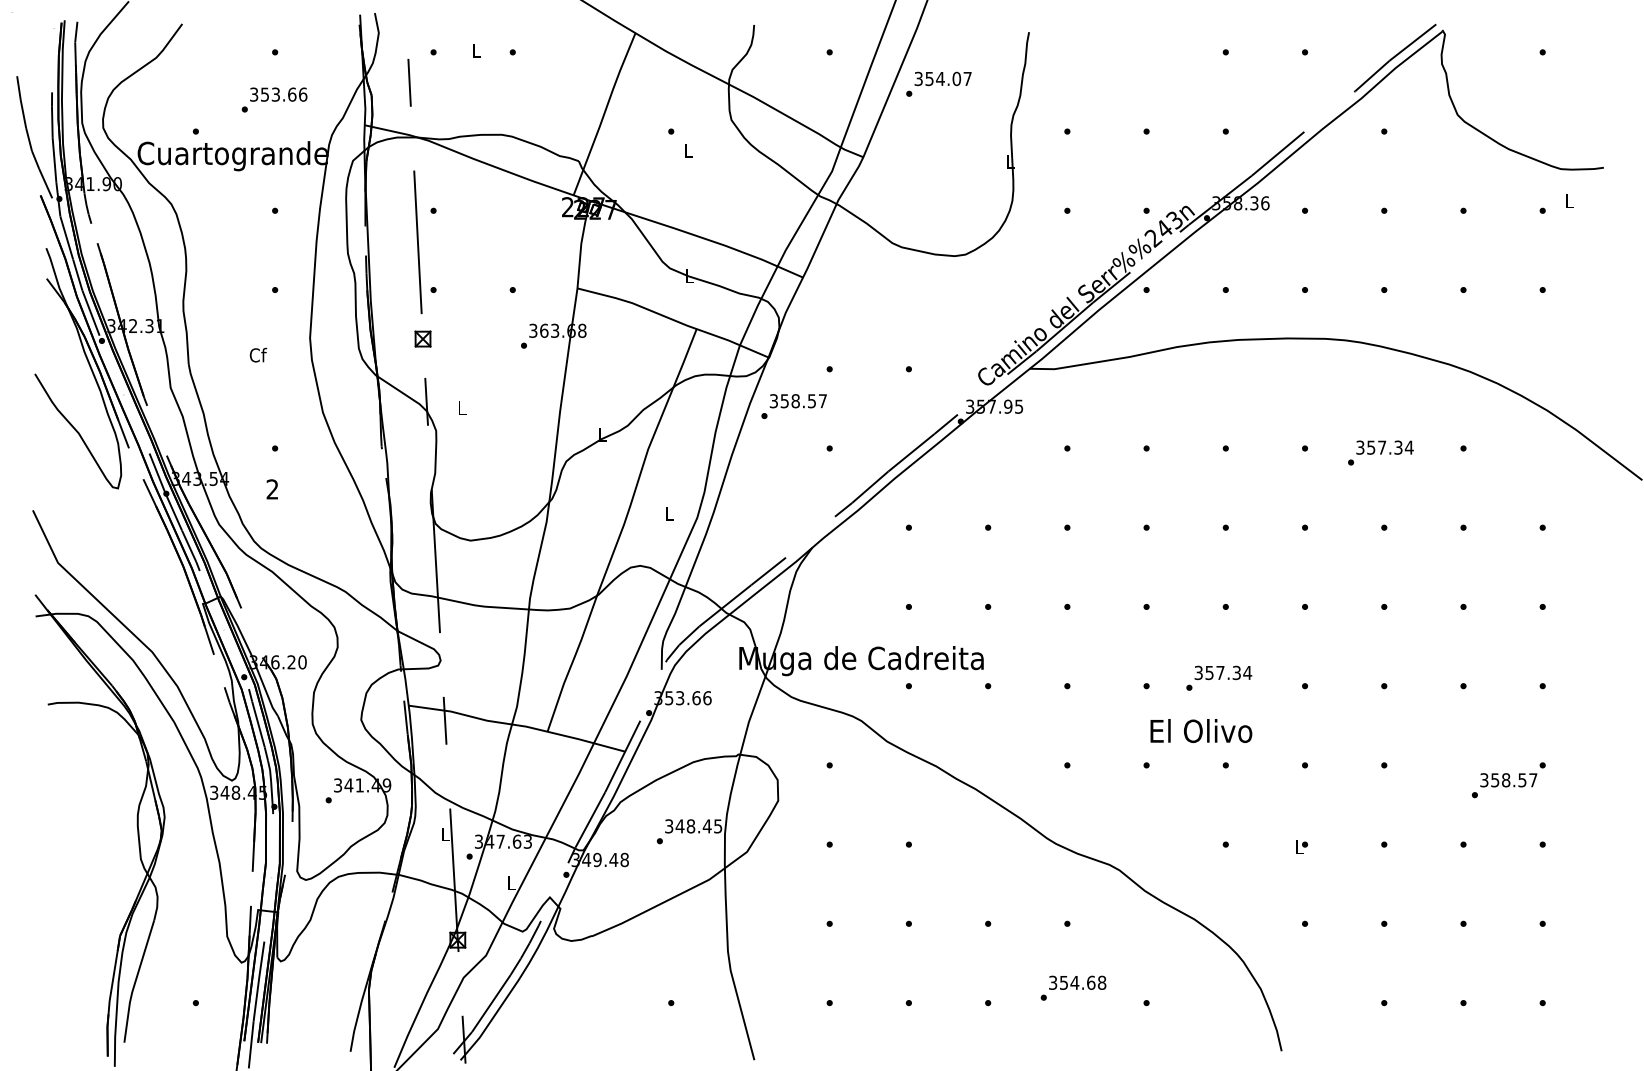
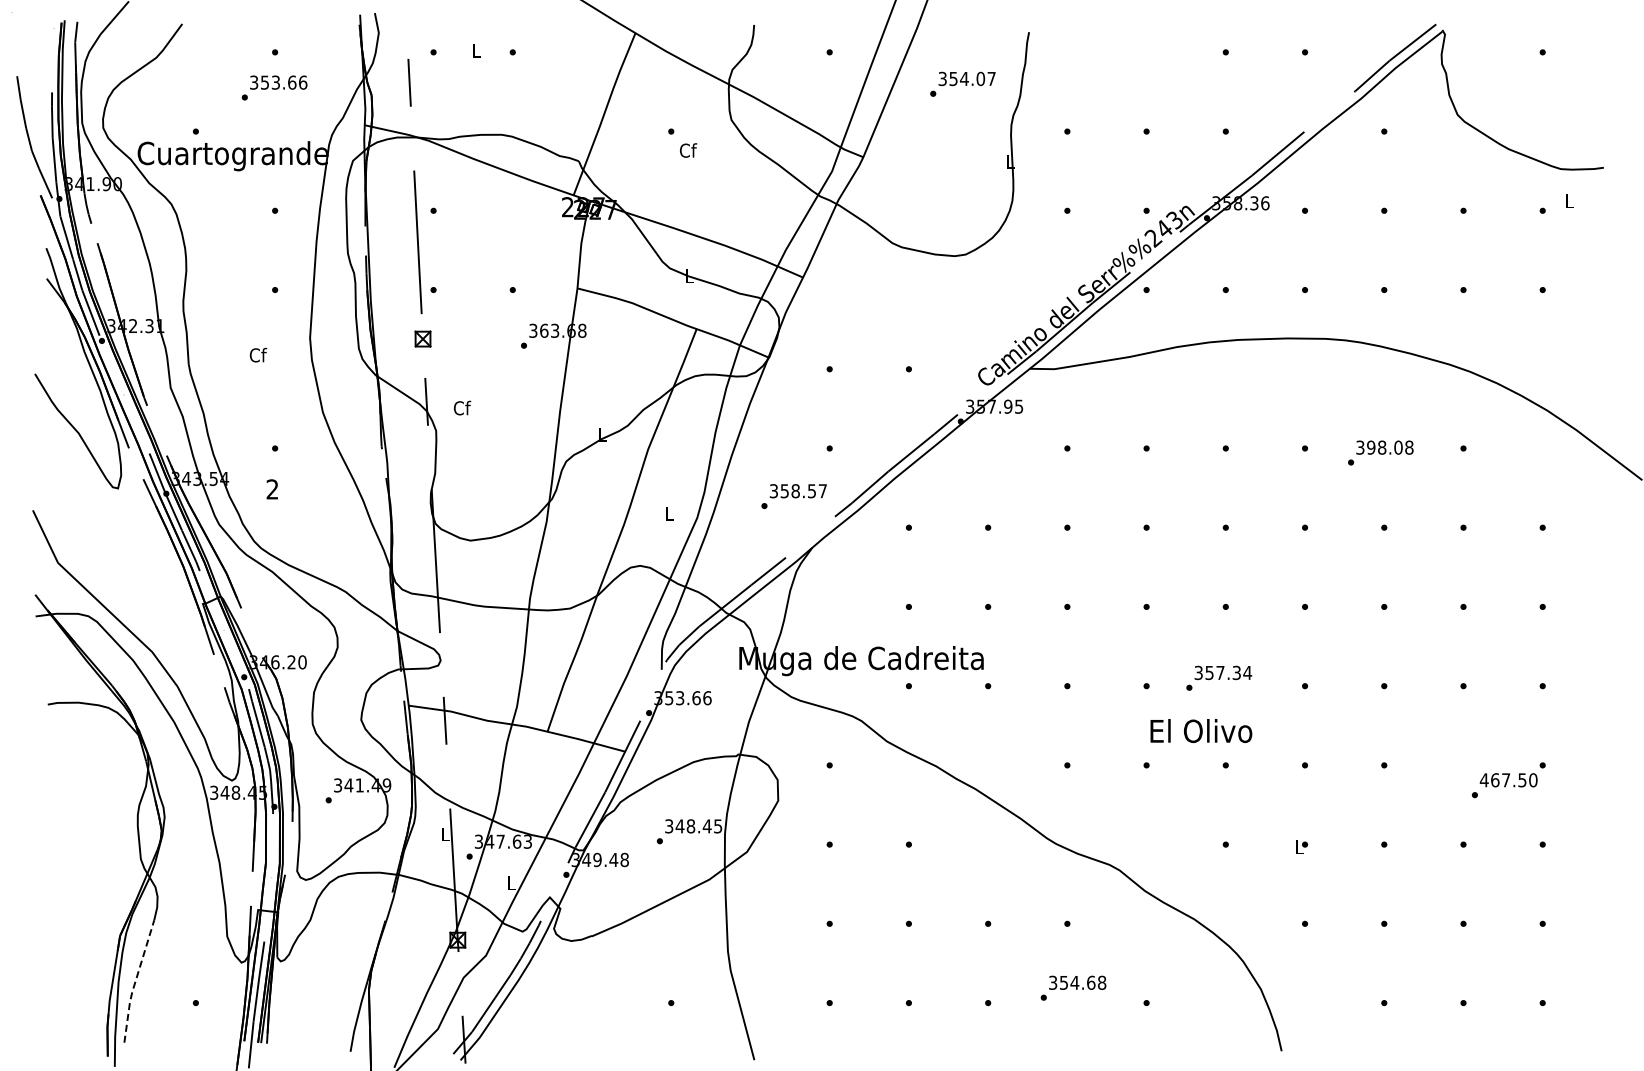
text position: (938, 83) -> (962, 83) (962, 83)
text position: (274, 99) -> (274, 87) (274, 87)
text: L -> Cf (688, 150)
text position: (793, 406) -> (793, 496) (793, 496)
text: L -> Cf (462, 407)
text: 357.34 -> 398.08 (1390, 447)
text: 358.57 -> 467.50 (1508, 780)
line: solid -> dashed (135, 981)
